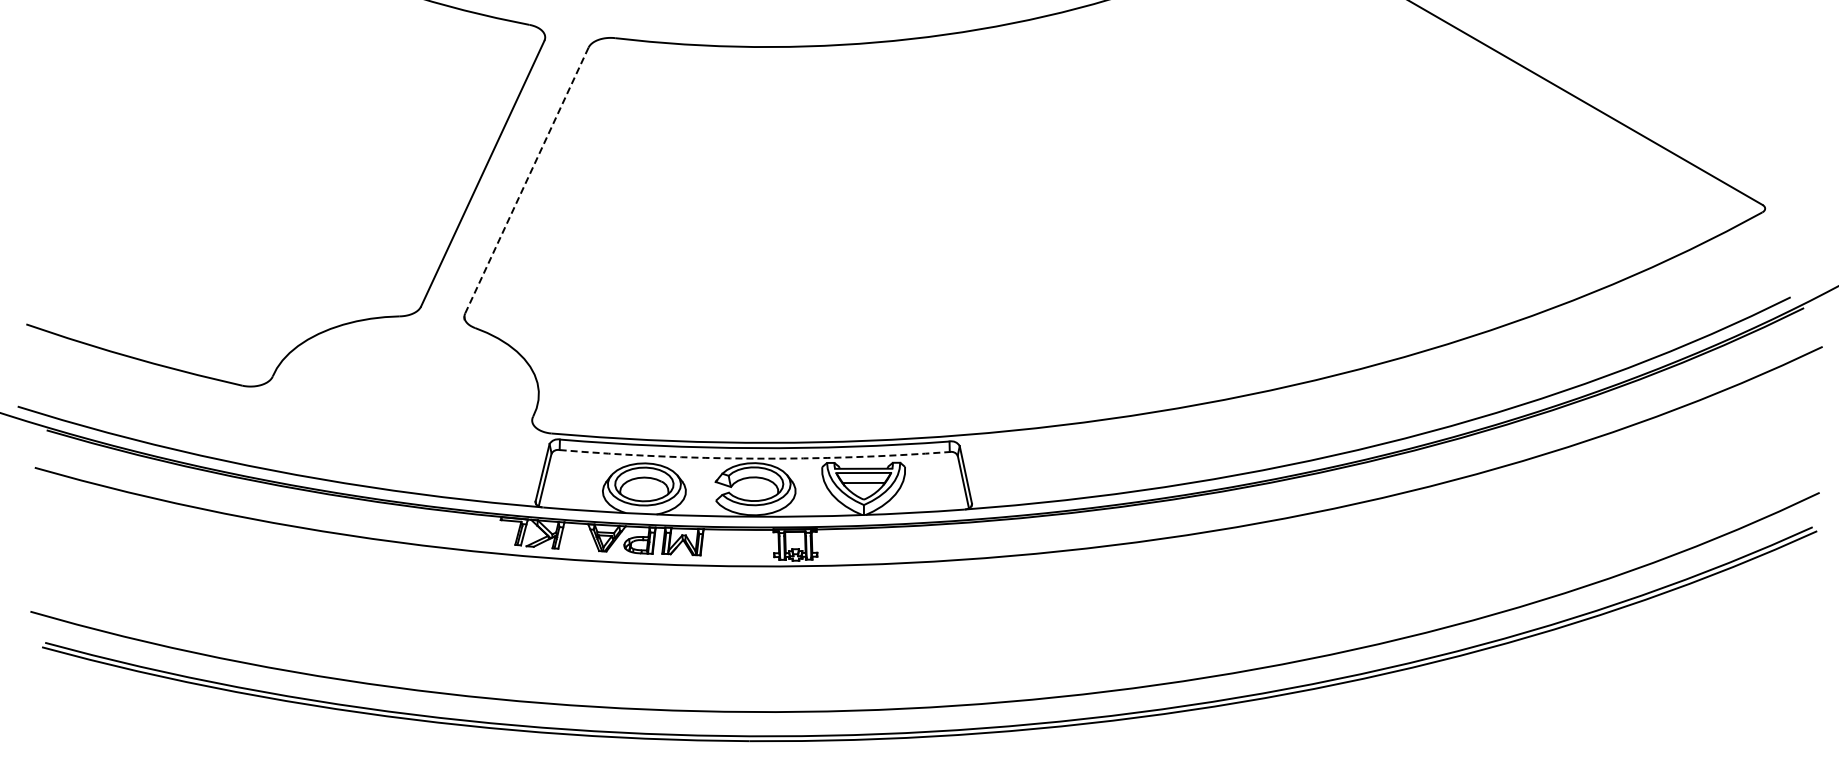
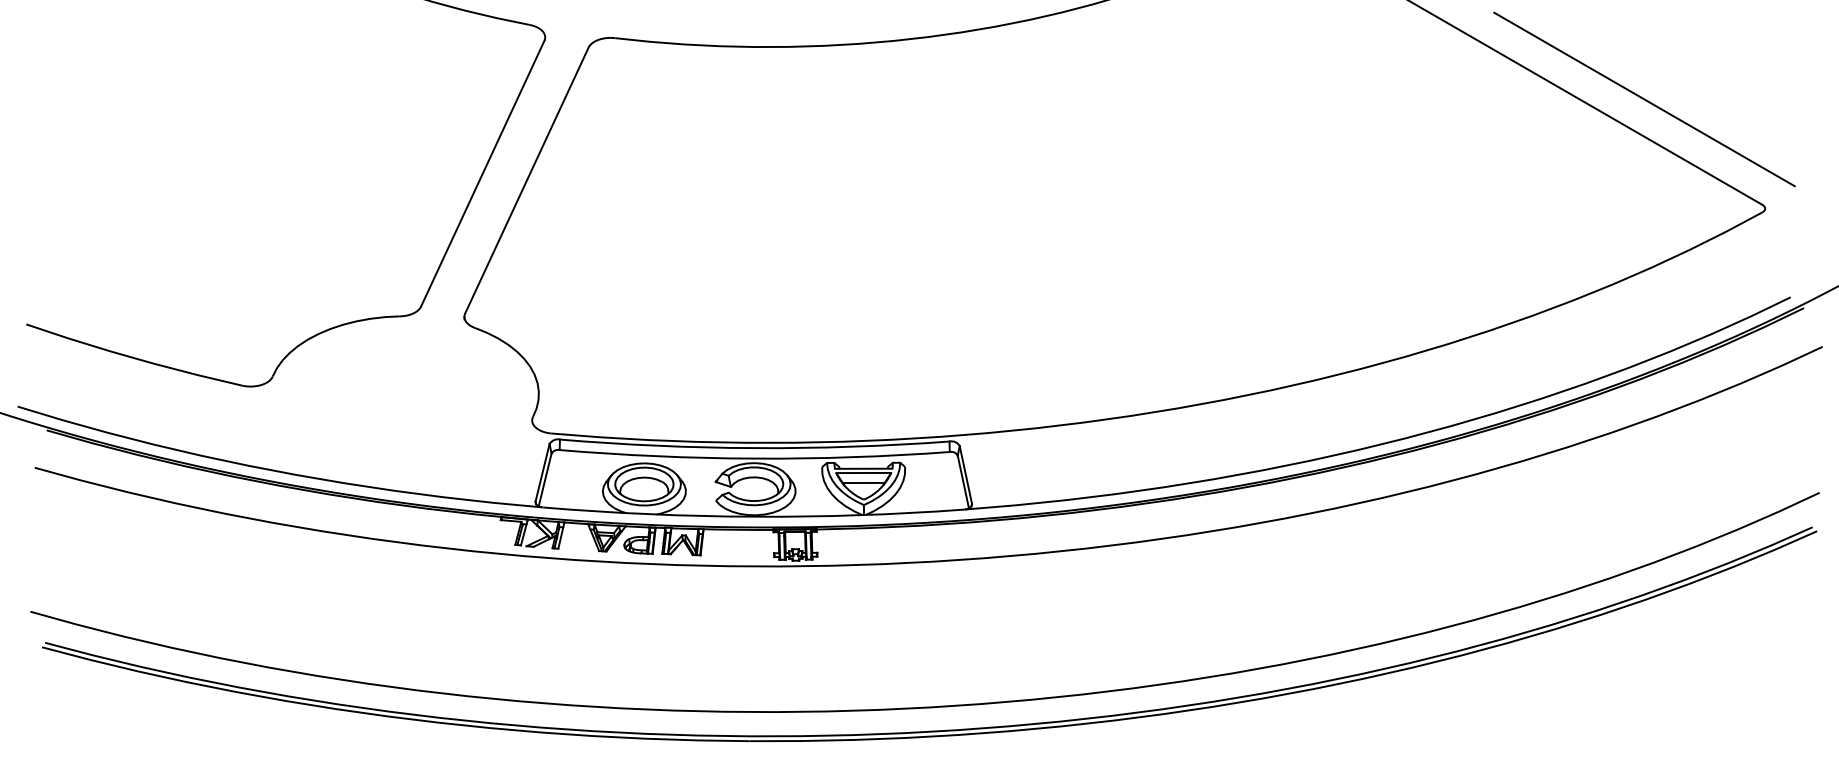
line: none -> present (1644, 99)
line: dashed -> solid (526, 180)
arc: dashed -> solid (754, 458)
